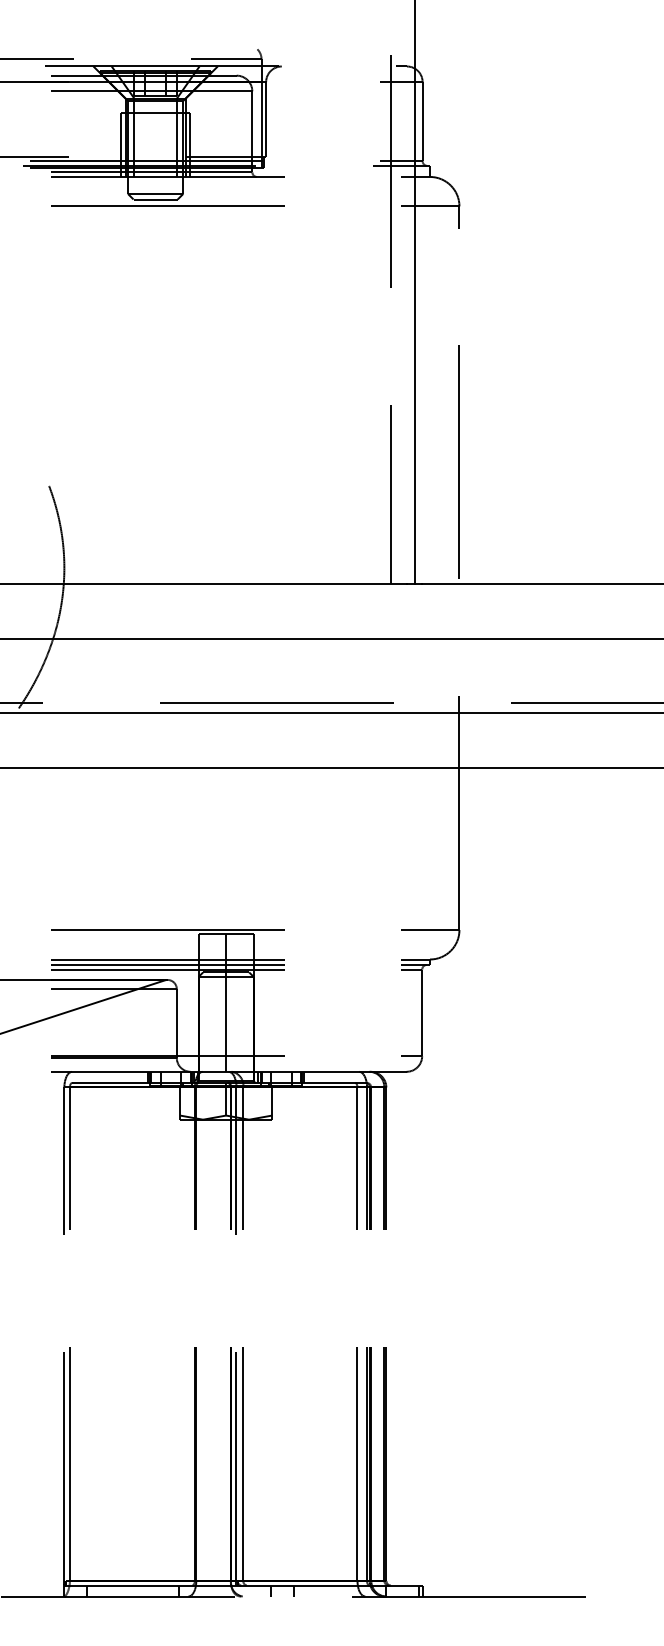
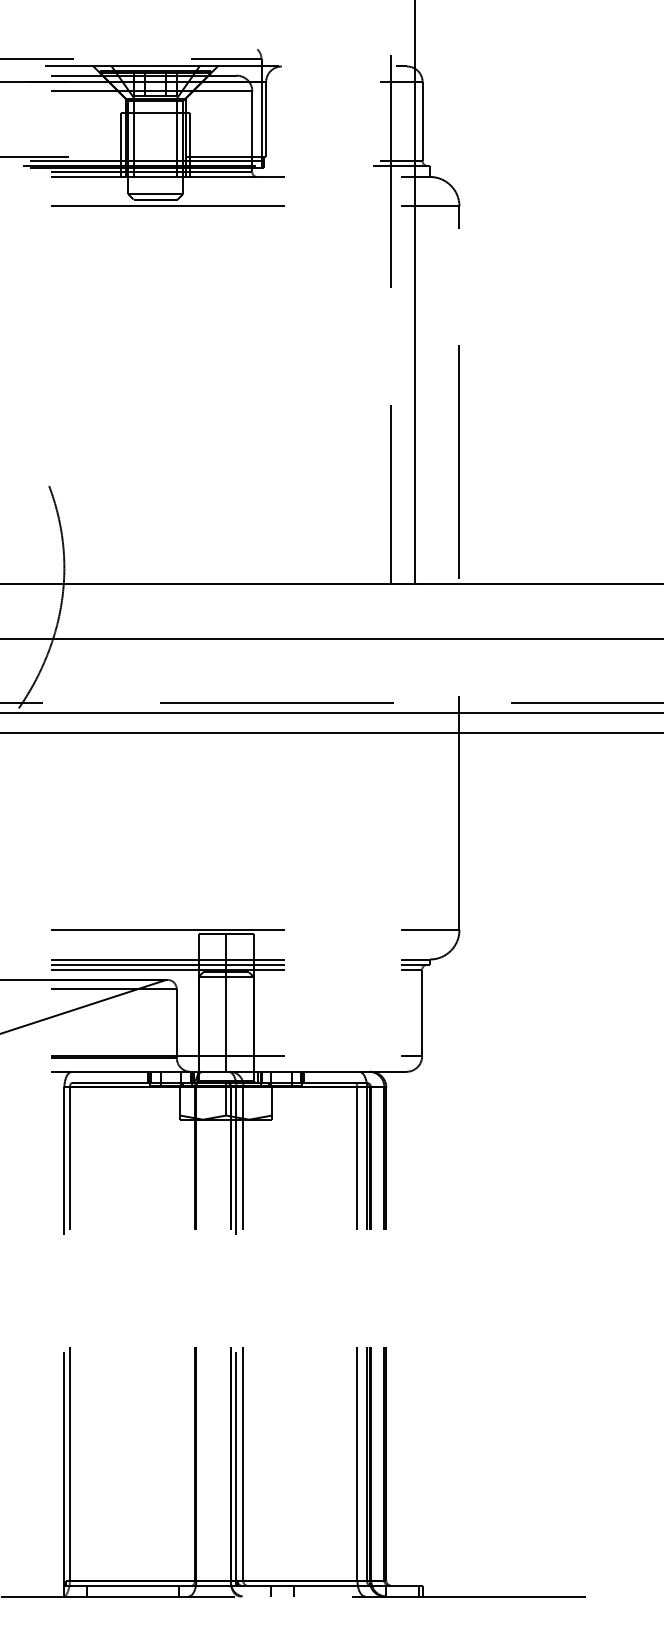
line position: (331, 768) -> (331, 733) (331, 733)
